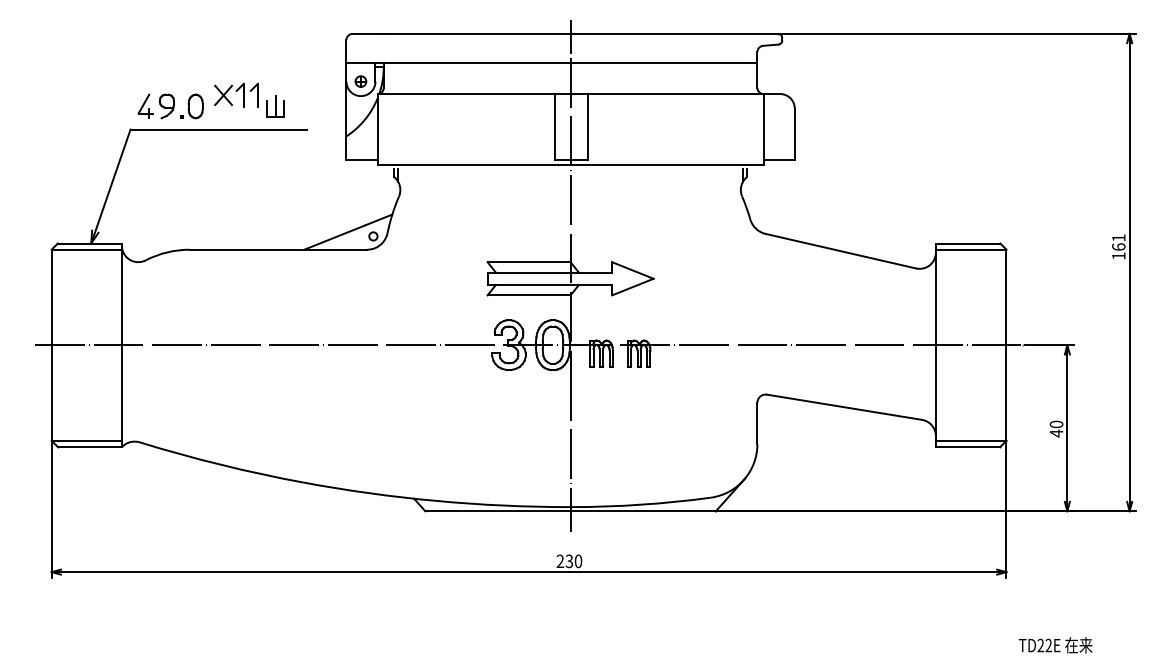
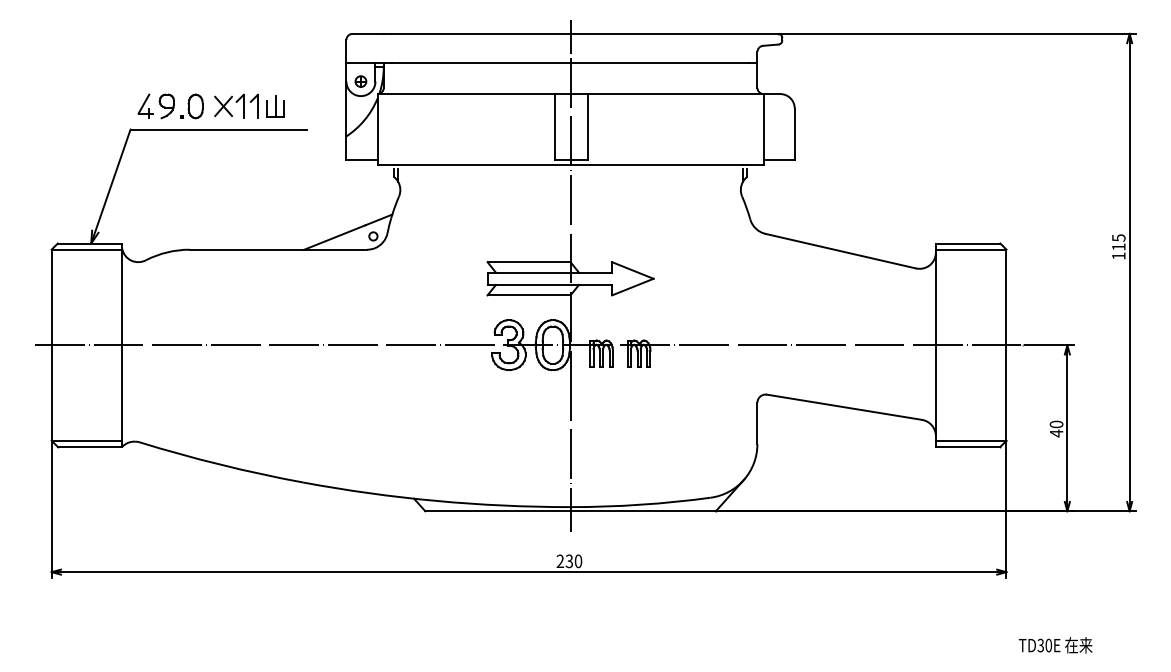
part position: (236, 94) -> (236, 105) (236, 105)
text: 161 -> 115 (1118, 242)
text: TD22E -> TD30E (1044, 645)
